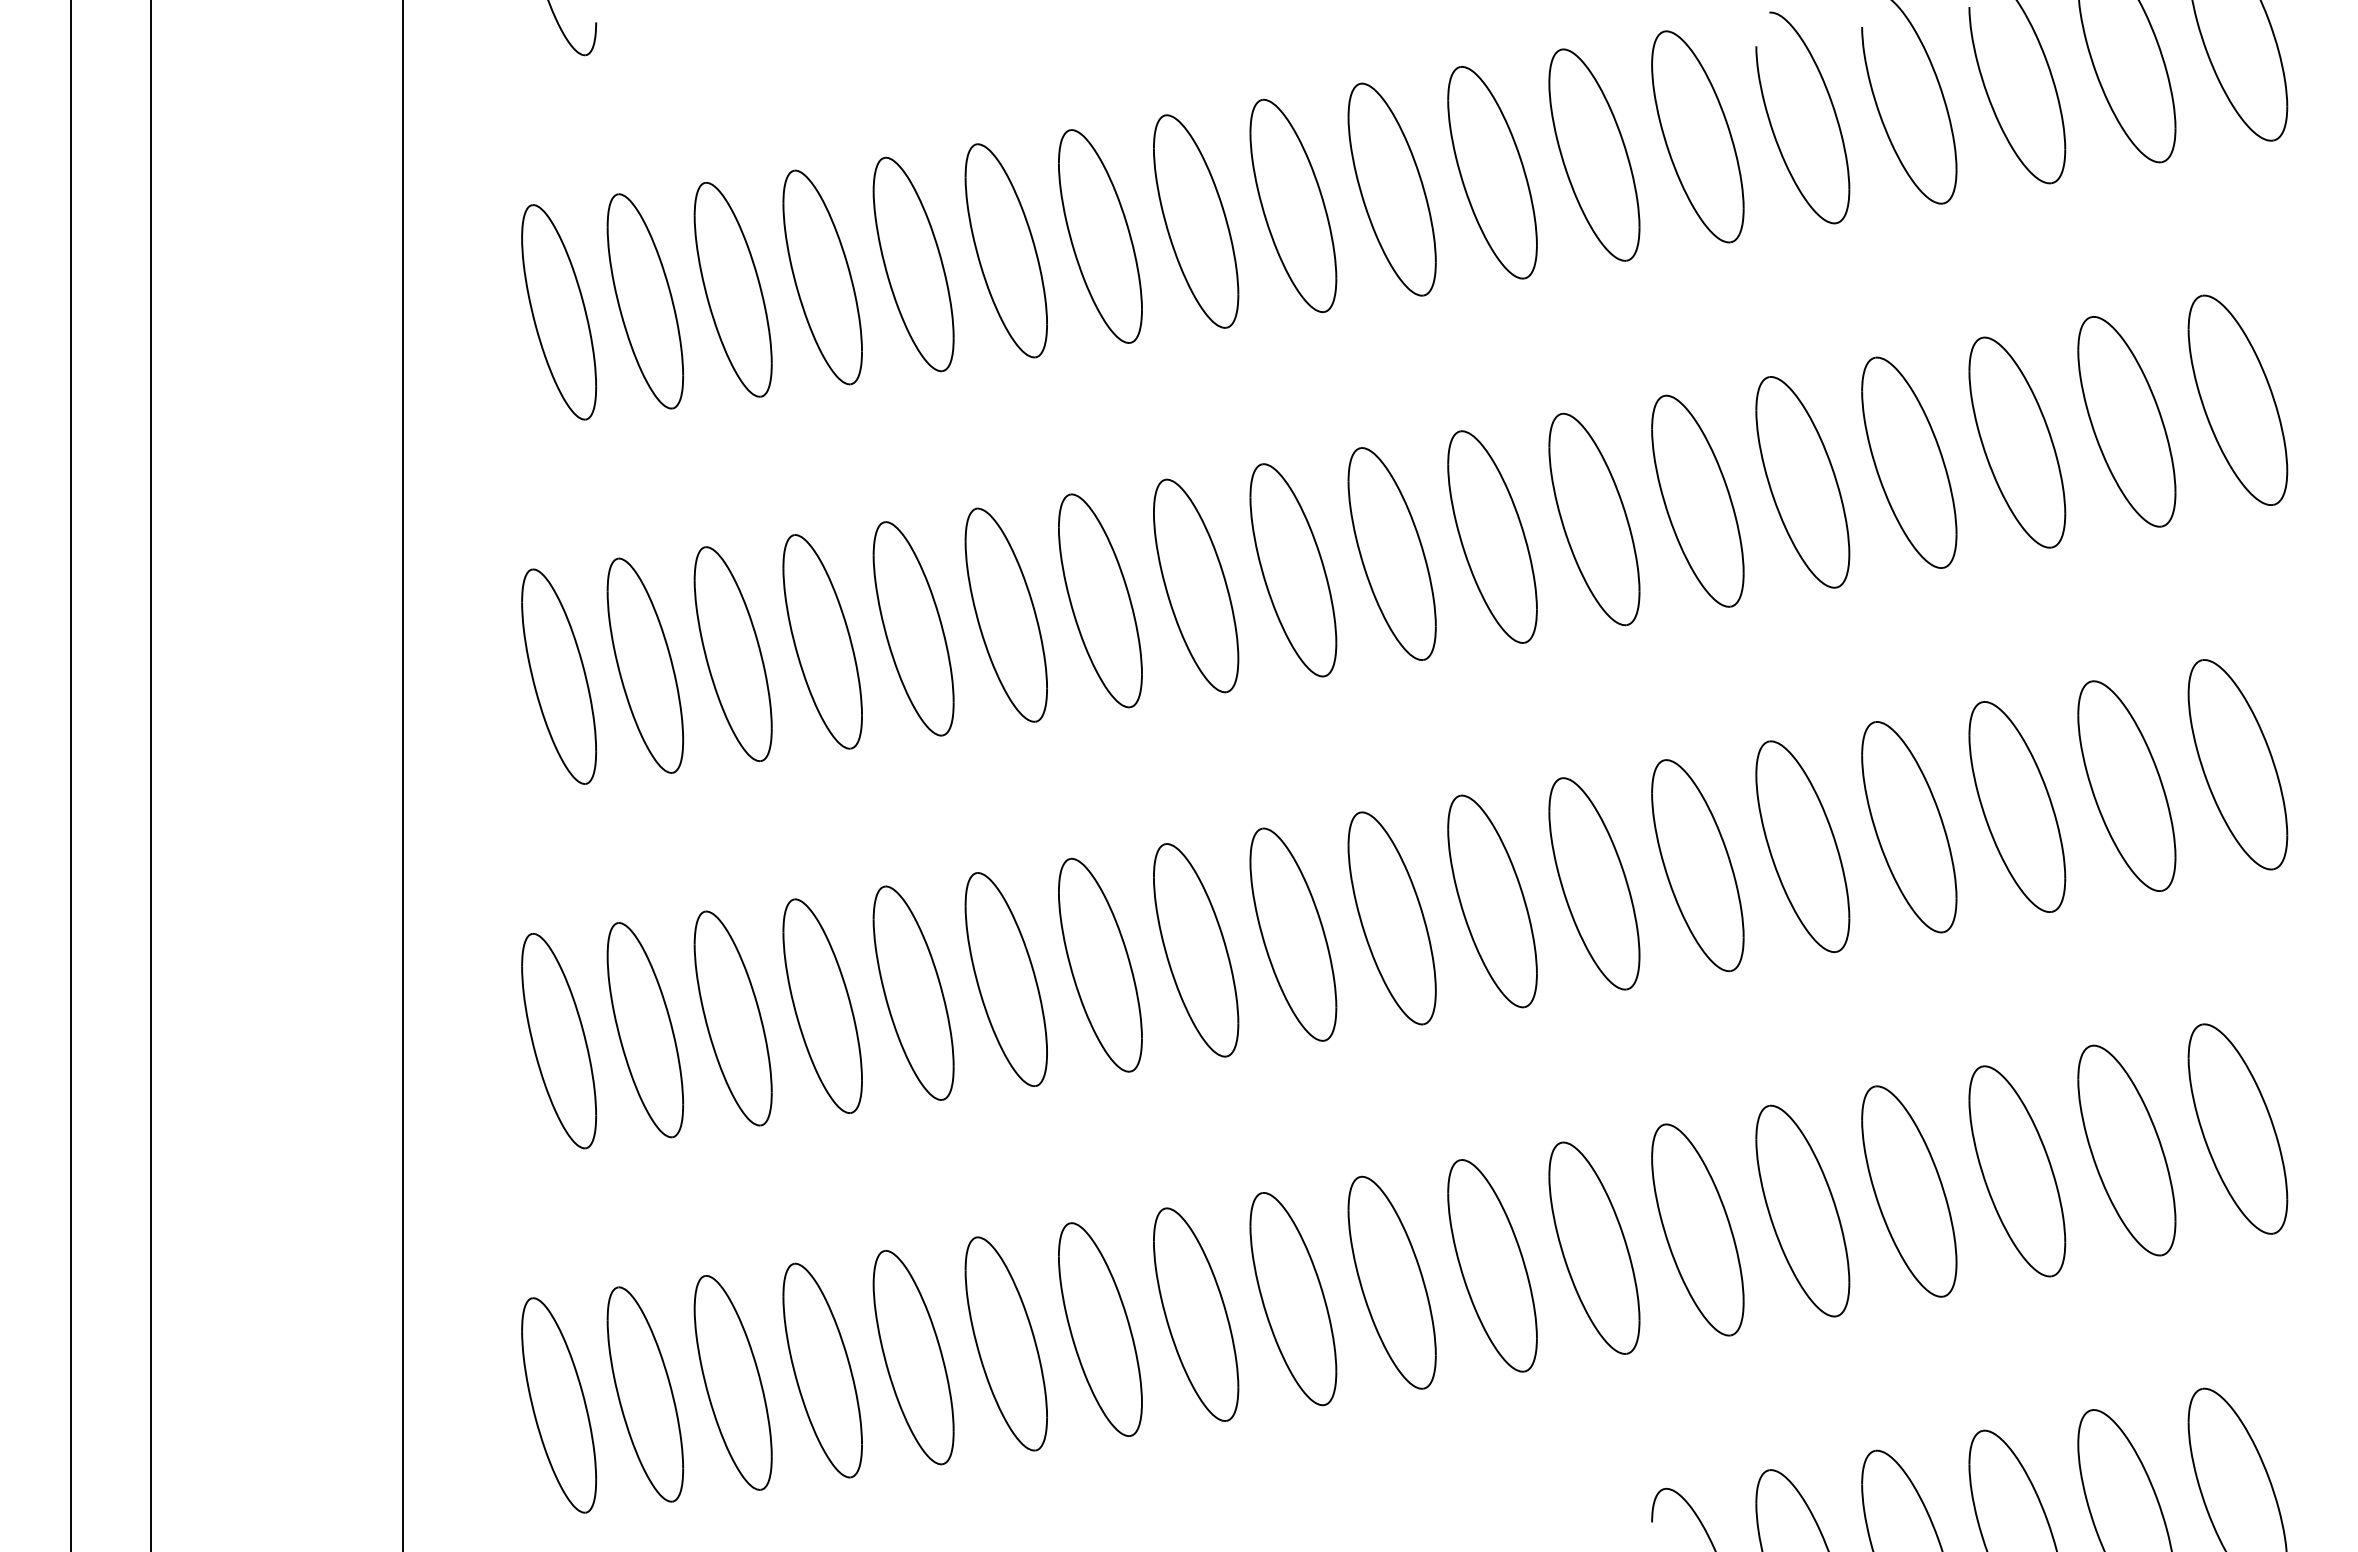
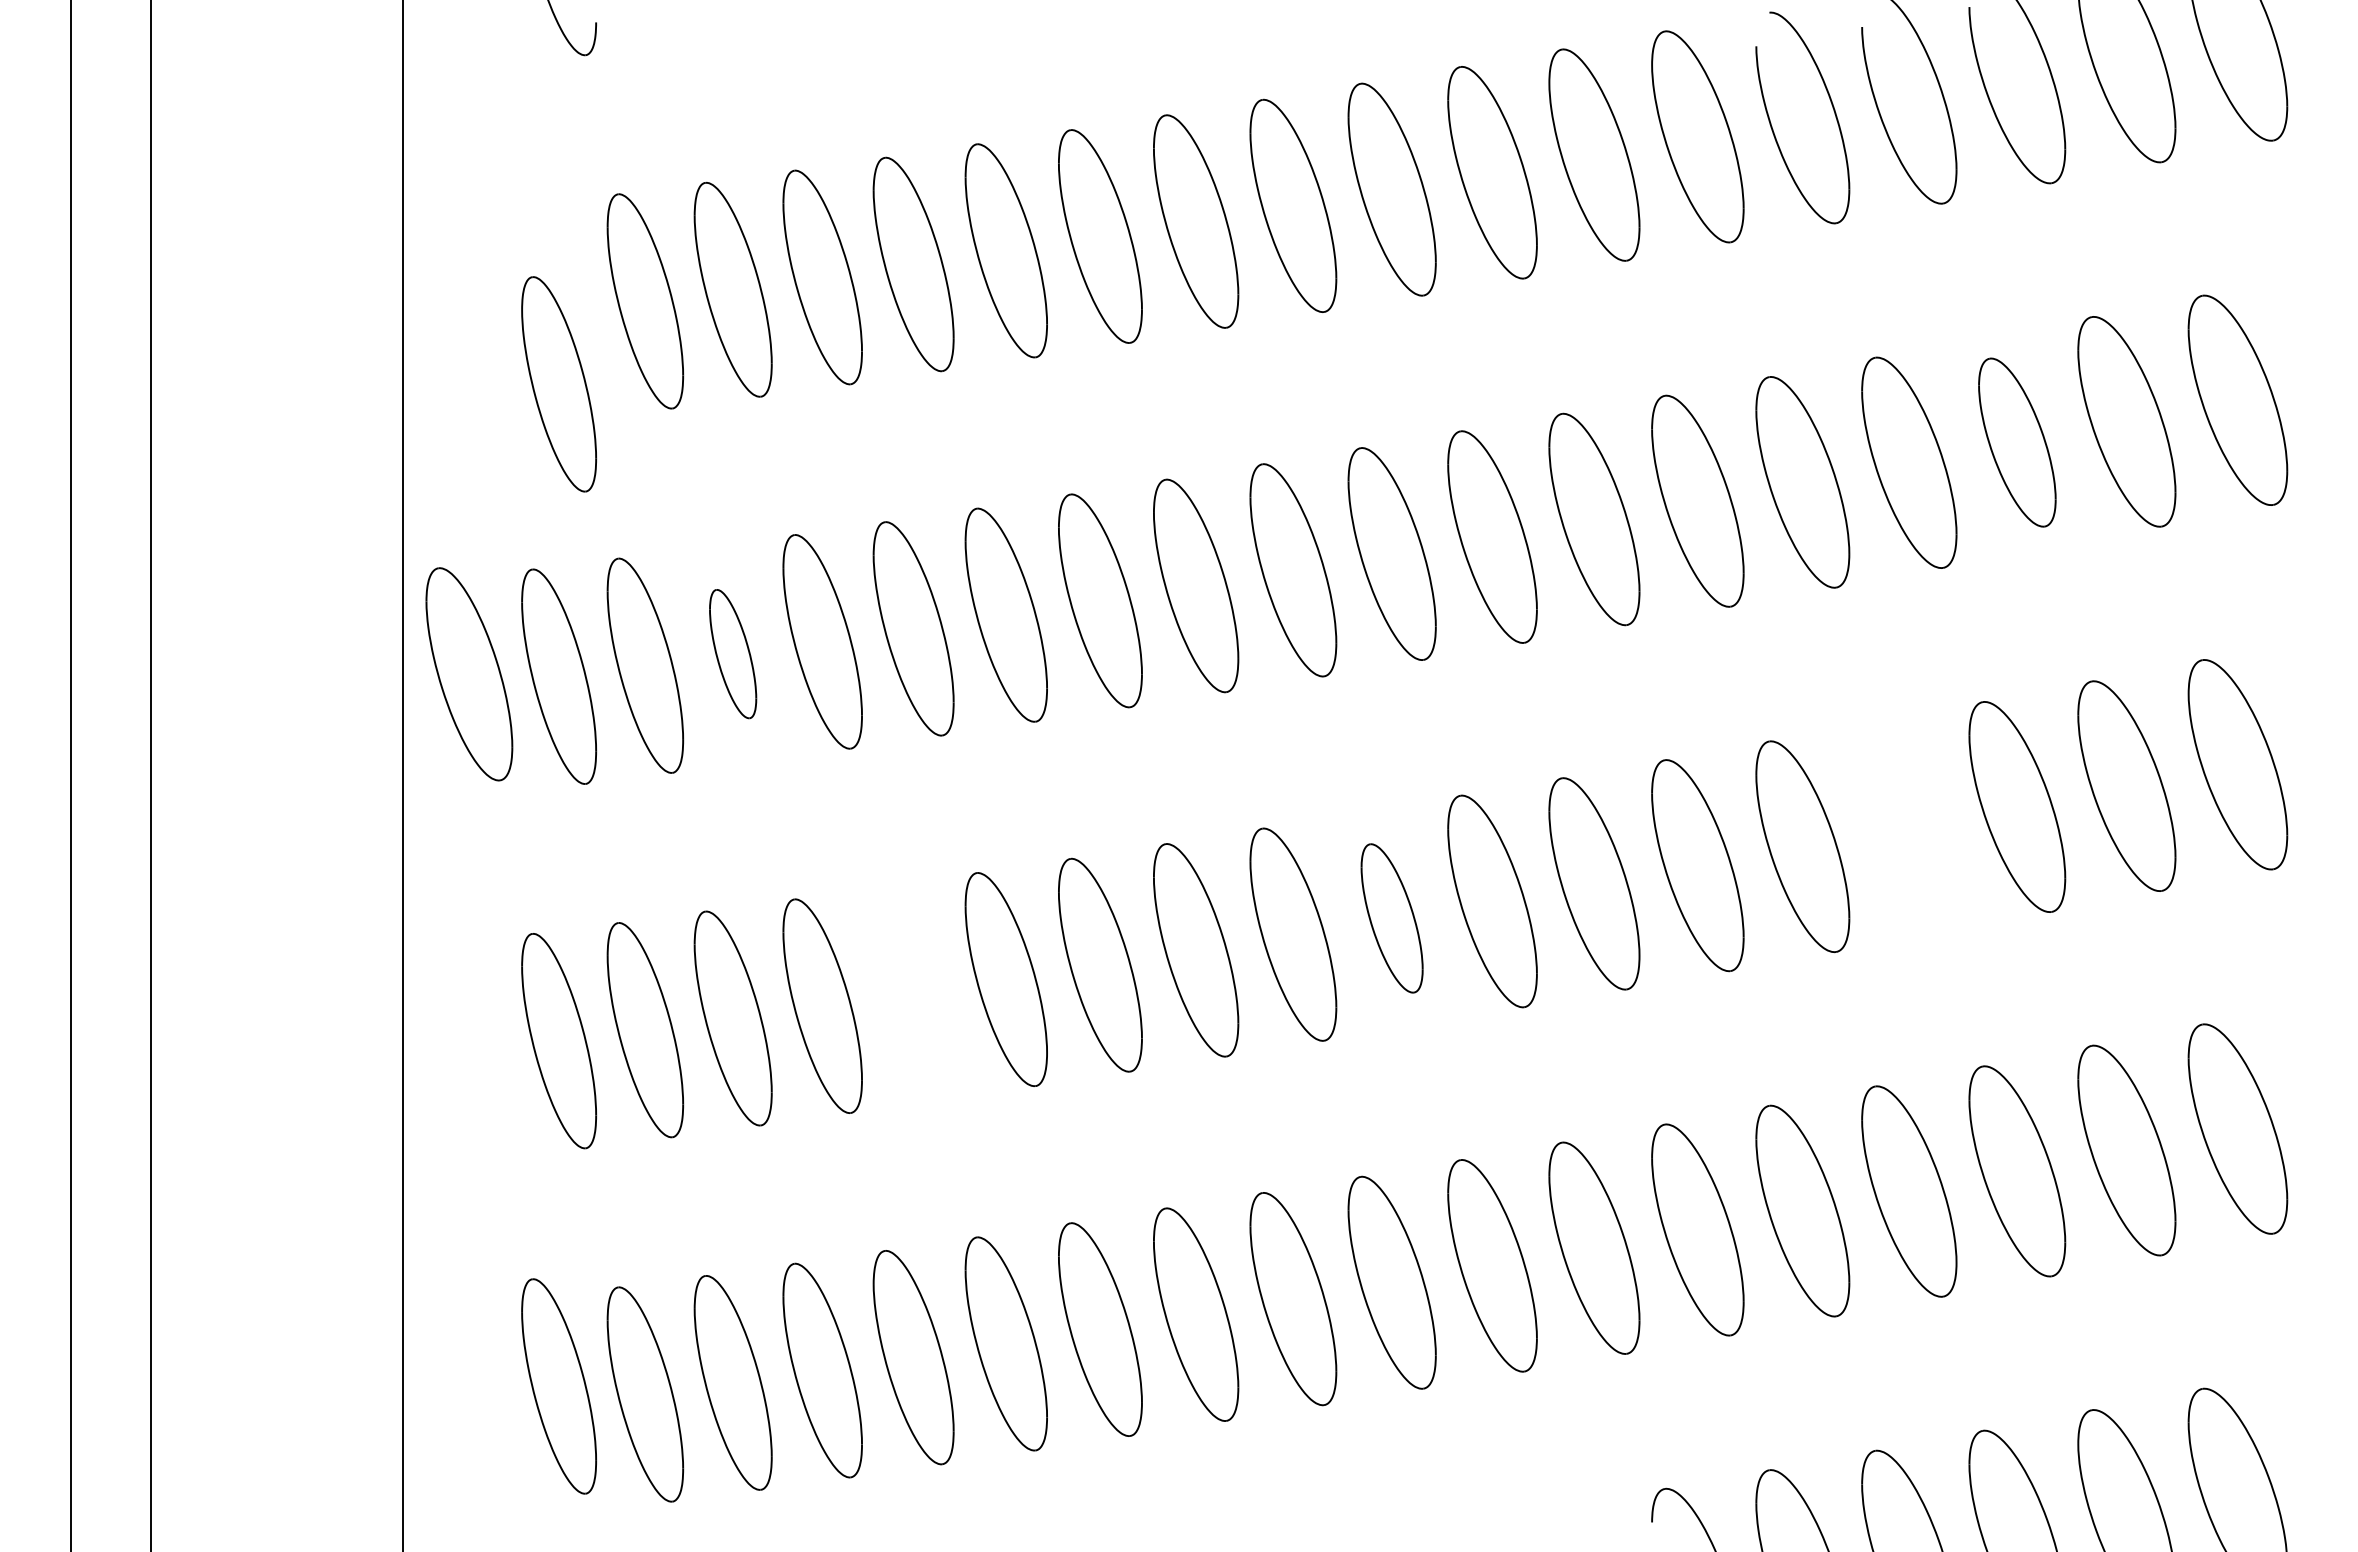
part position: (558, 312) -> (558, 384) (558, 384)
part size: 99x213 px -> 79x171 px (2017, 442)
part size: 80x216 px -> 49x131 px (733, 654)
part: none -> present (469, 674)
part: present -> none (1909, 827)
part size: 90x215 px -> 64x151 px (1391, 918)
part: present -> none (913, 992)
part position: (558, 1405) -> (558, 1386) (558, 1386)
